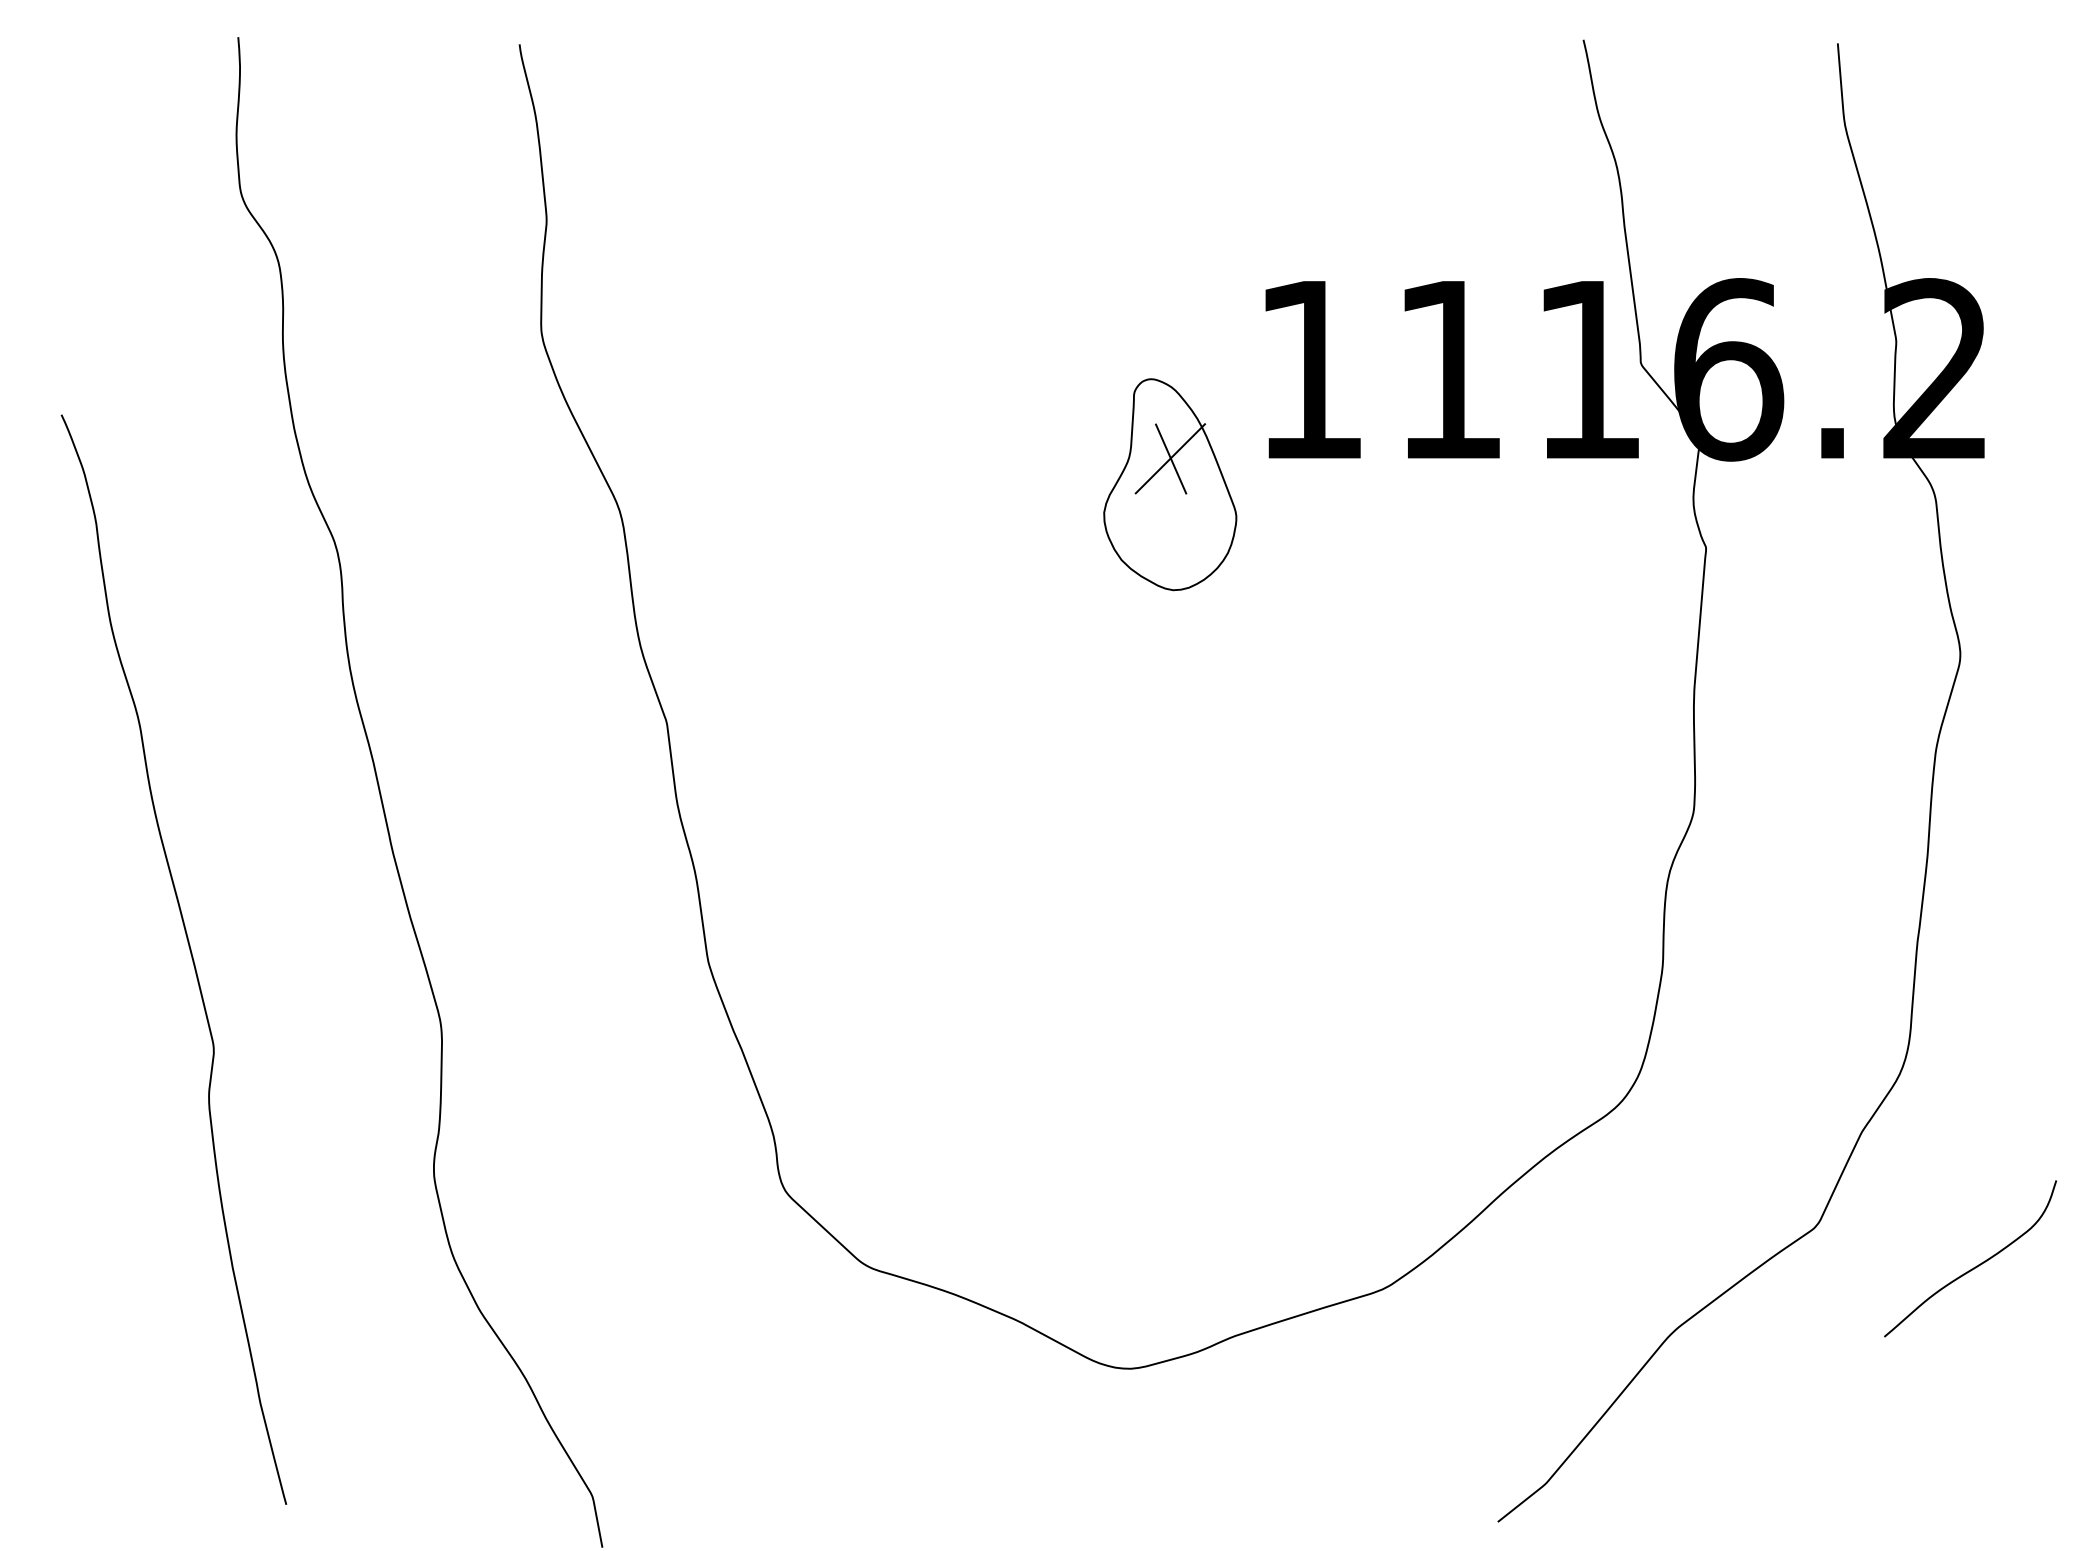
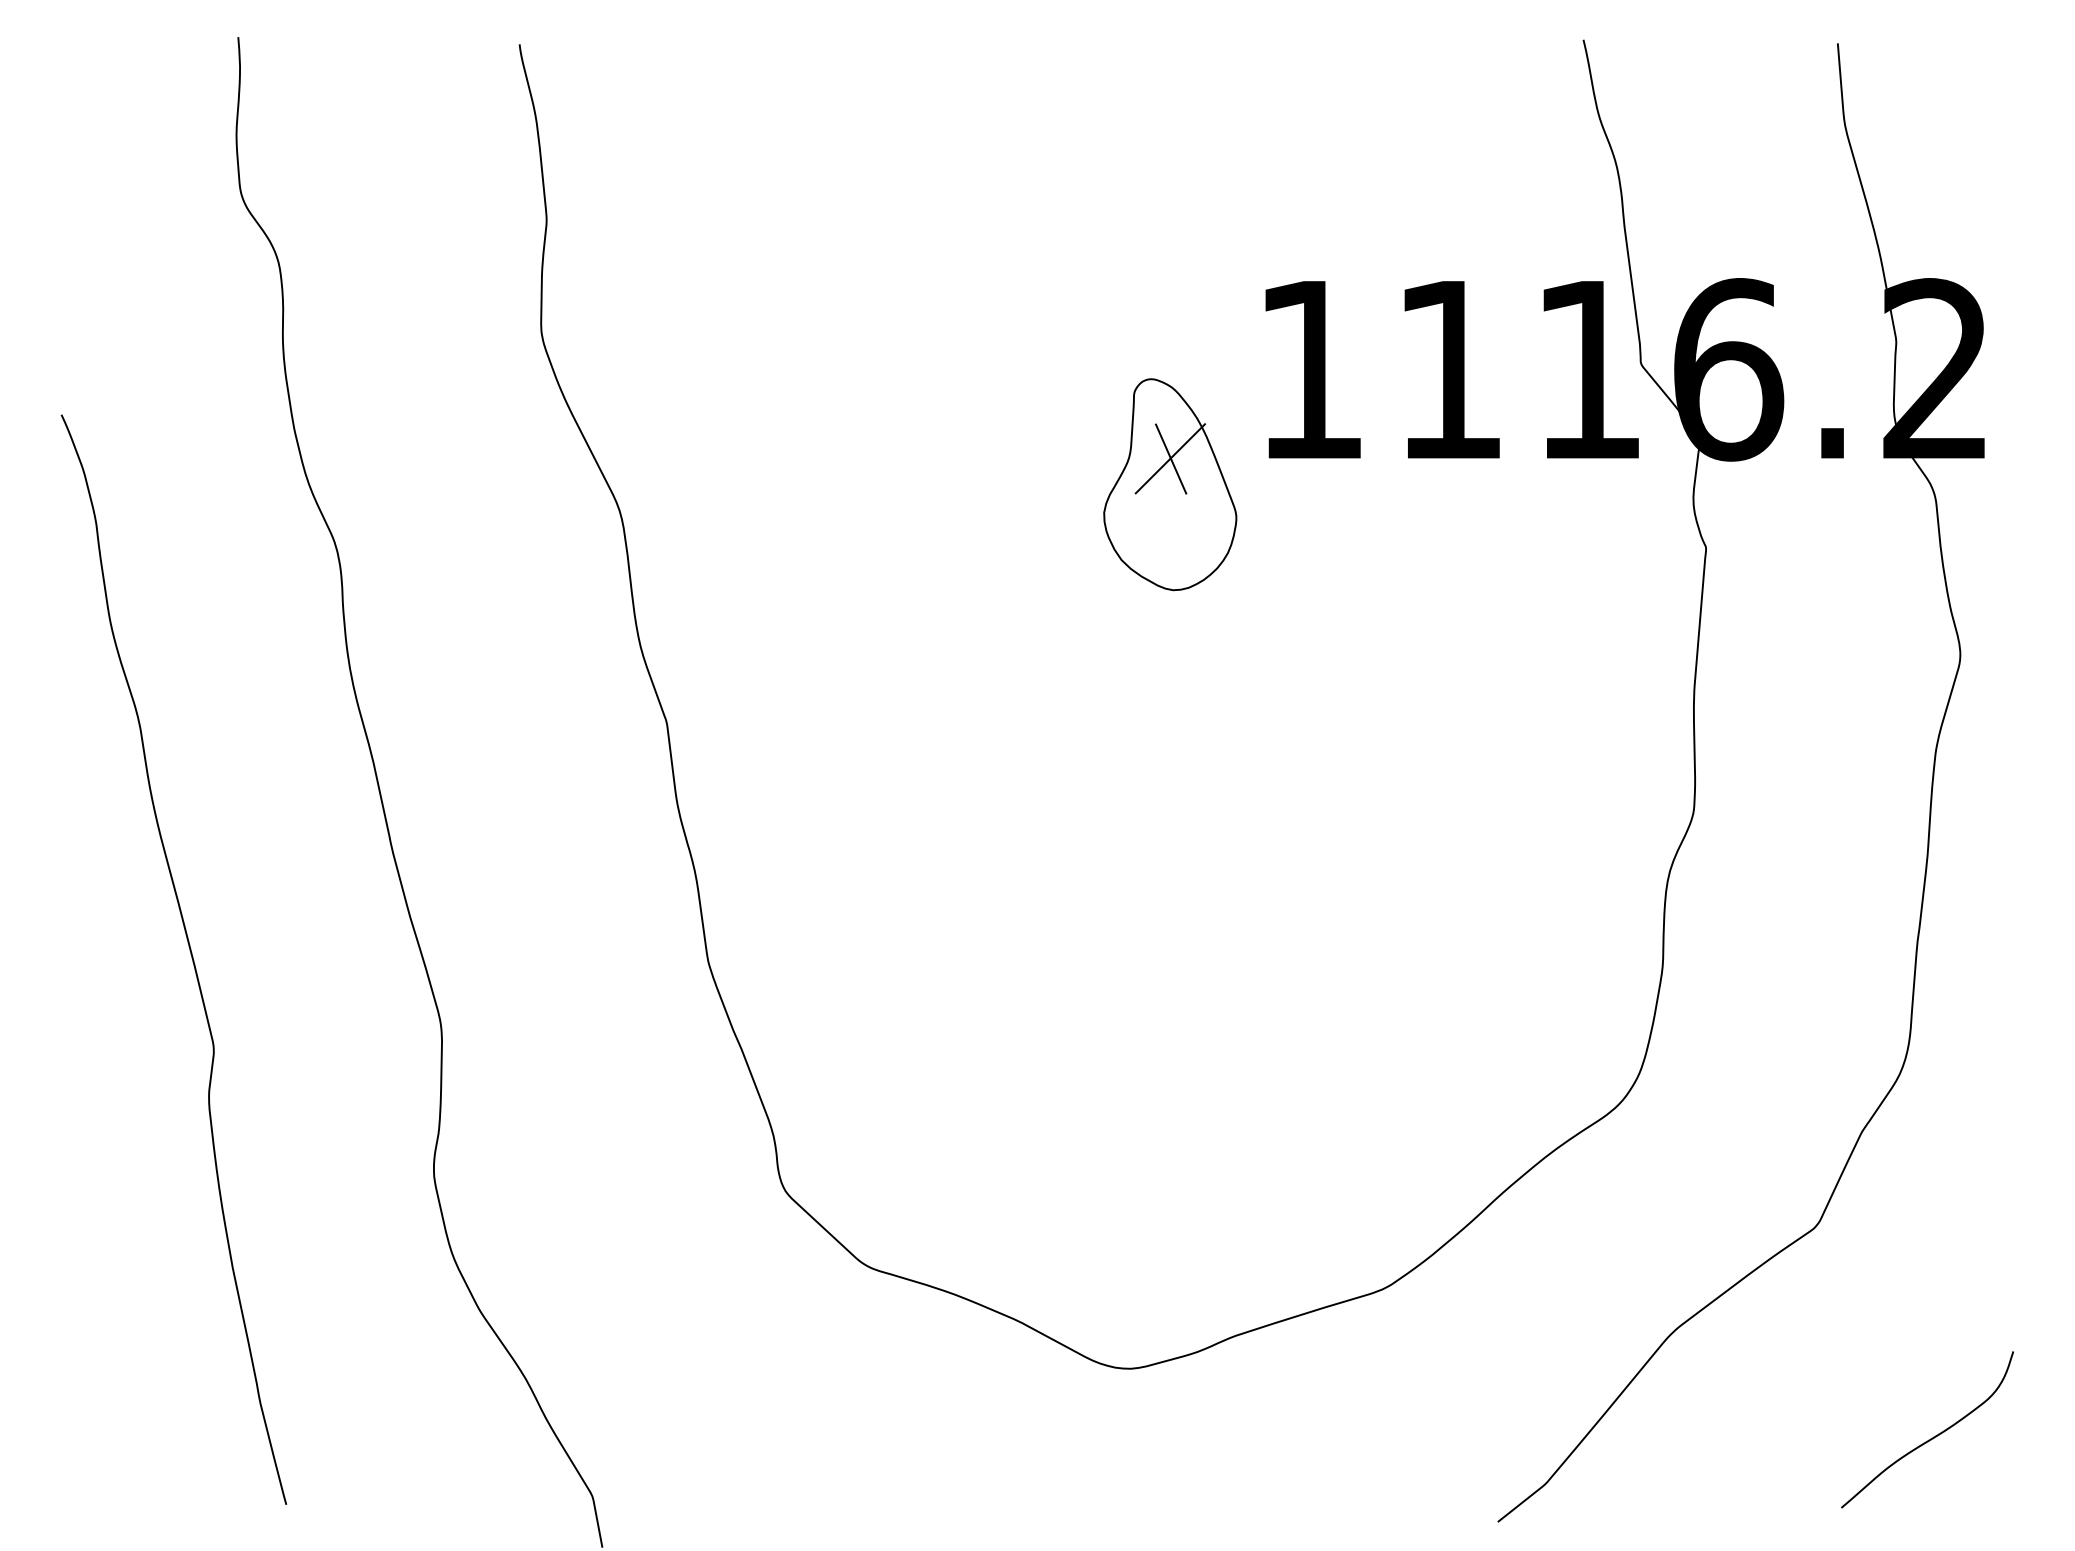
curve position: (1976, 1265) -> (1933, 1436) (1933, 1436)
